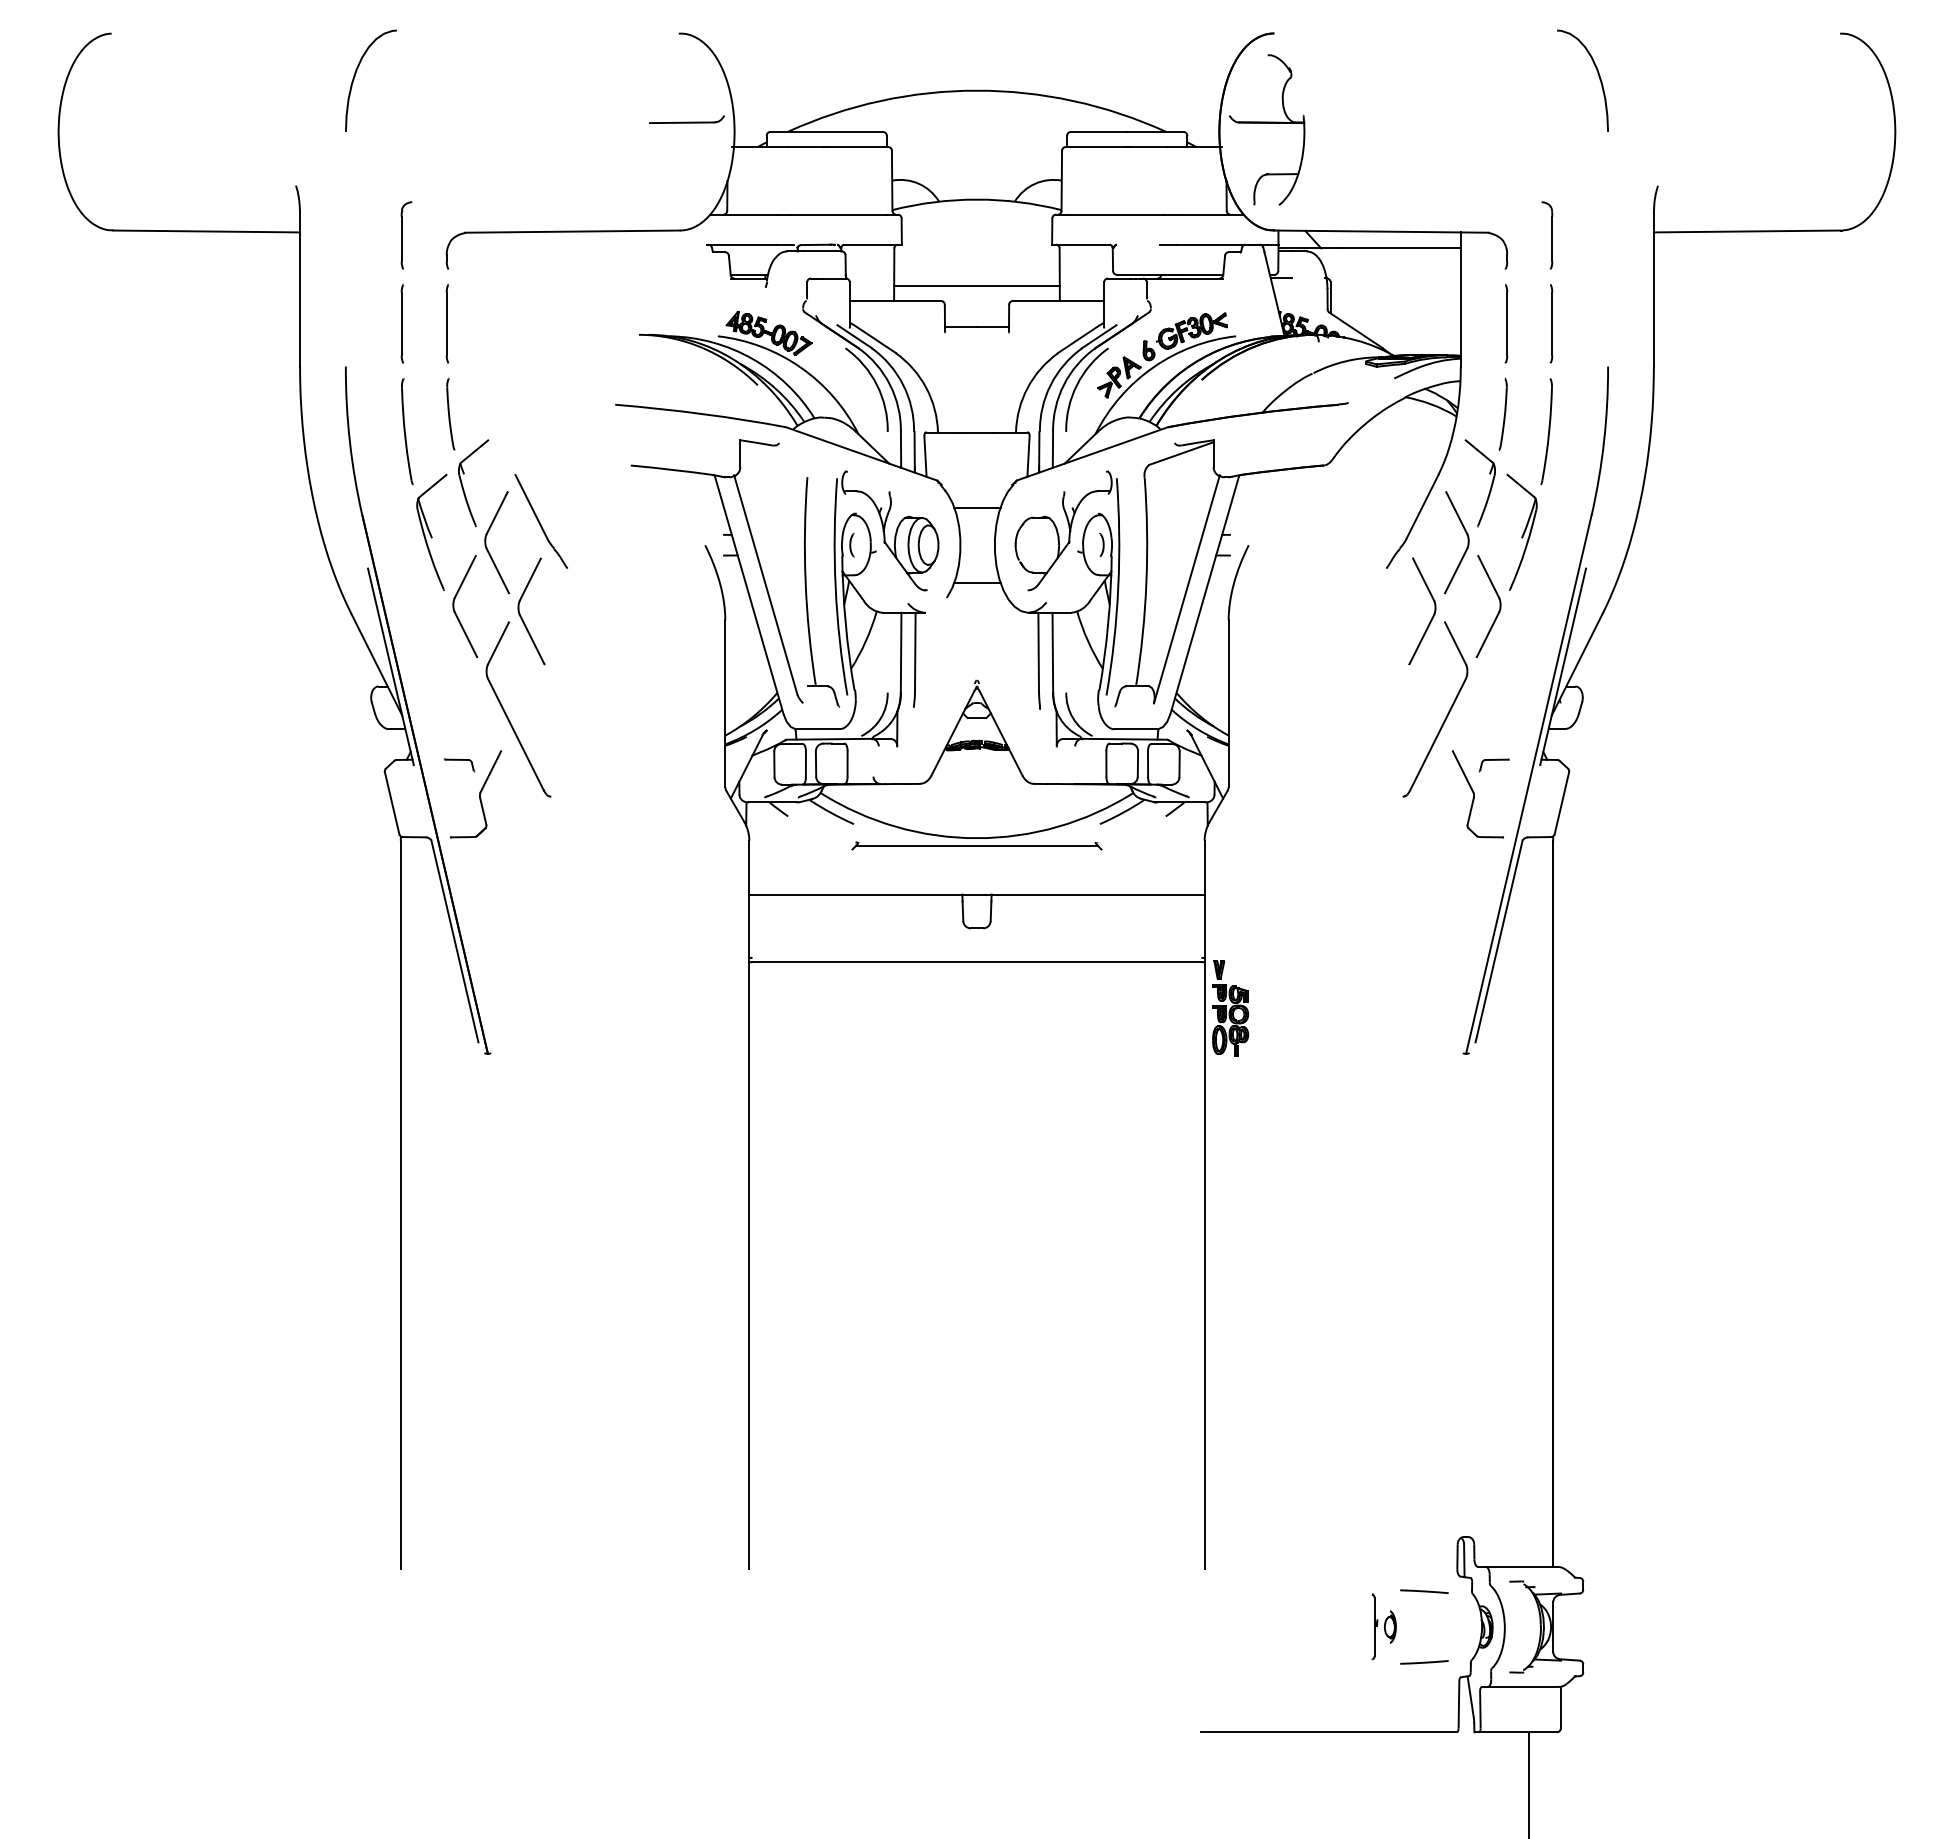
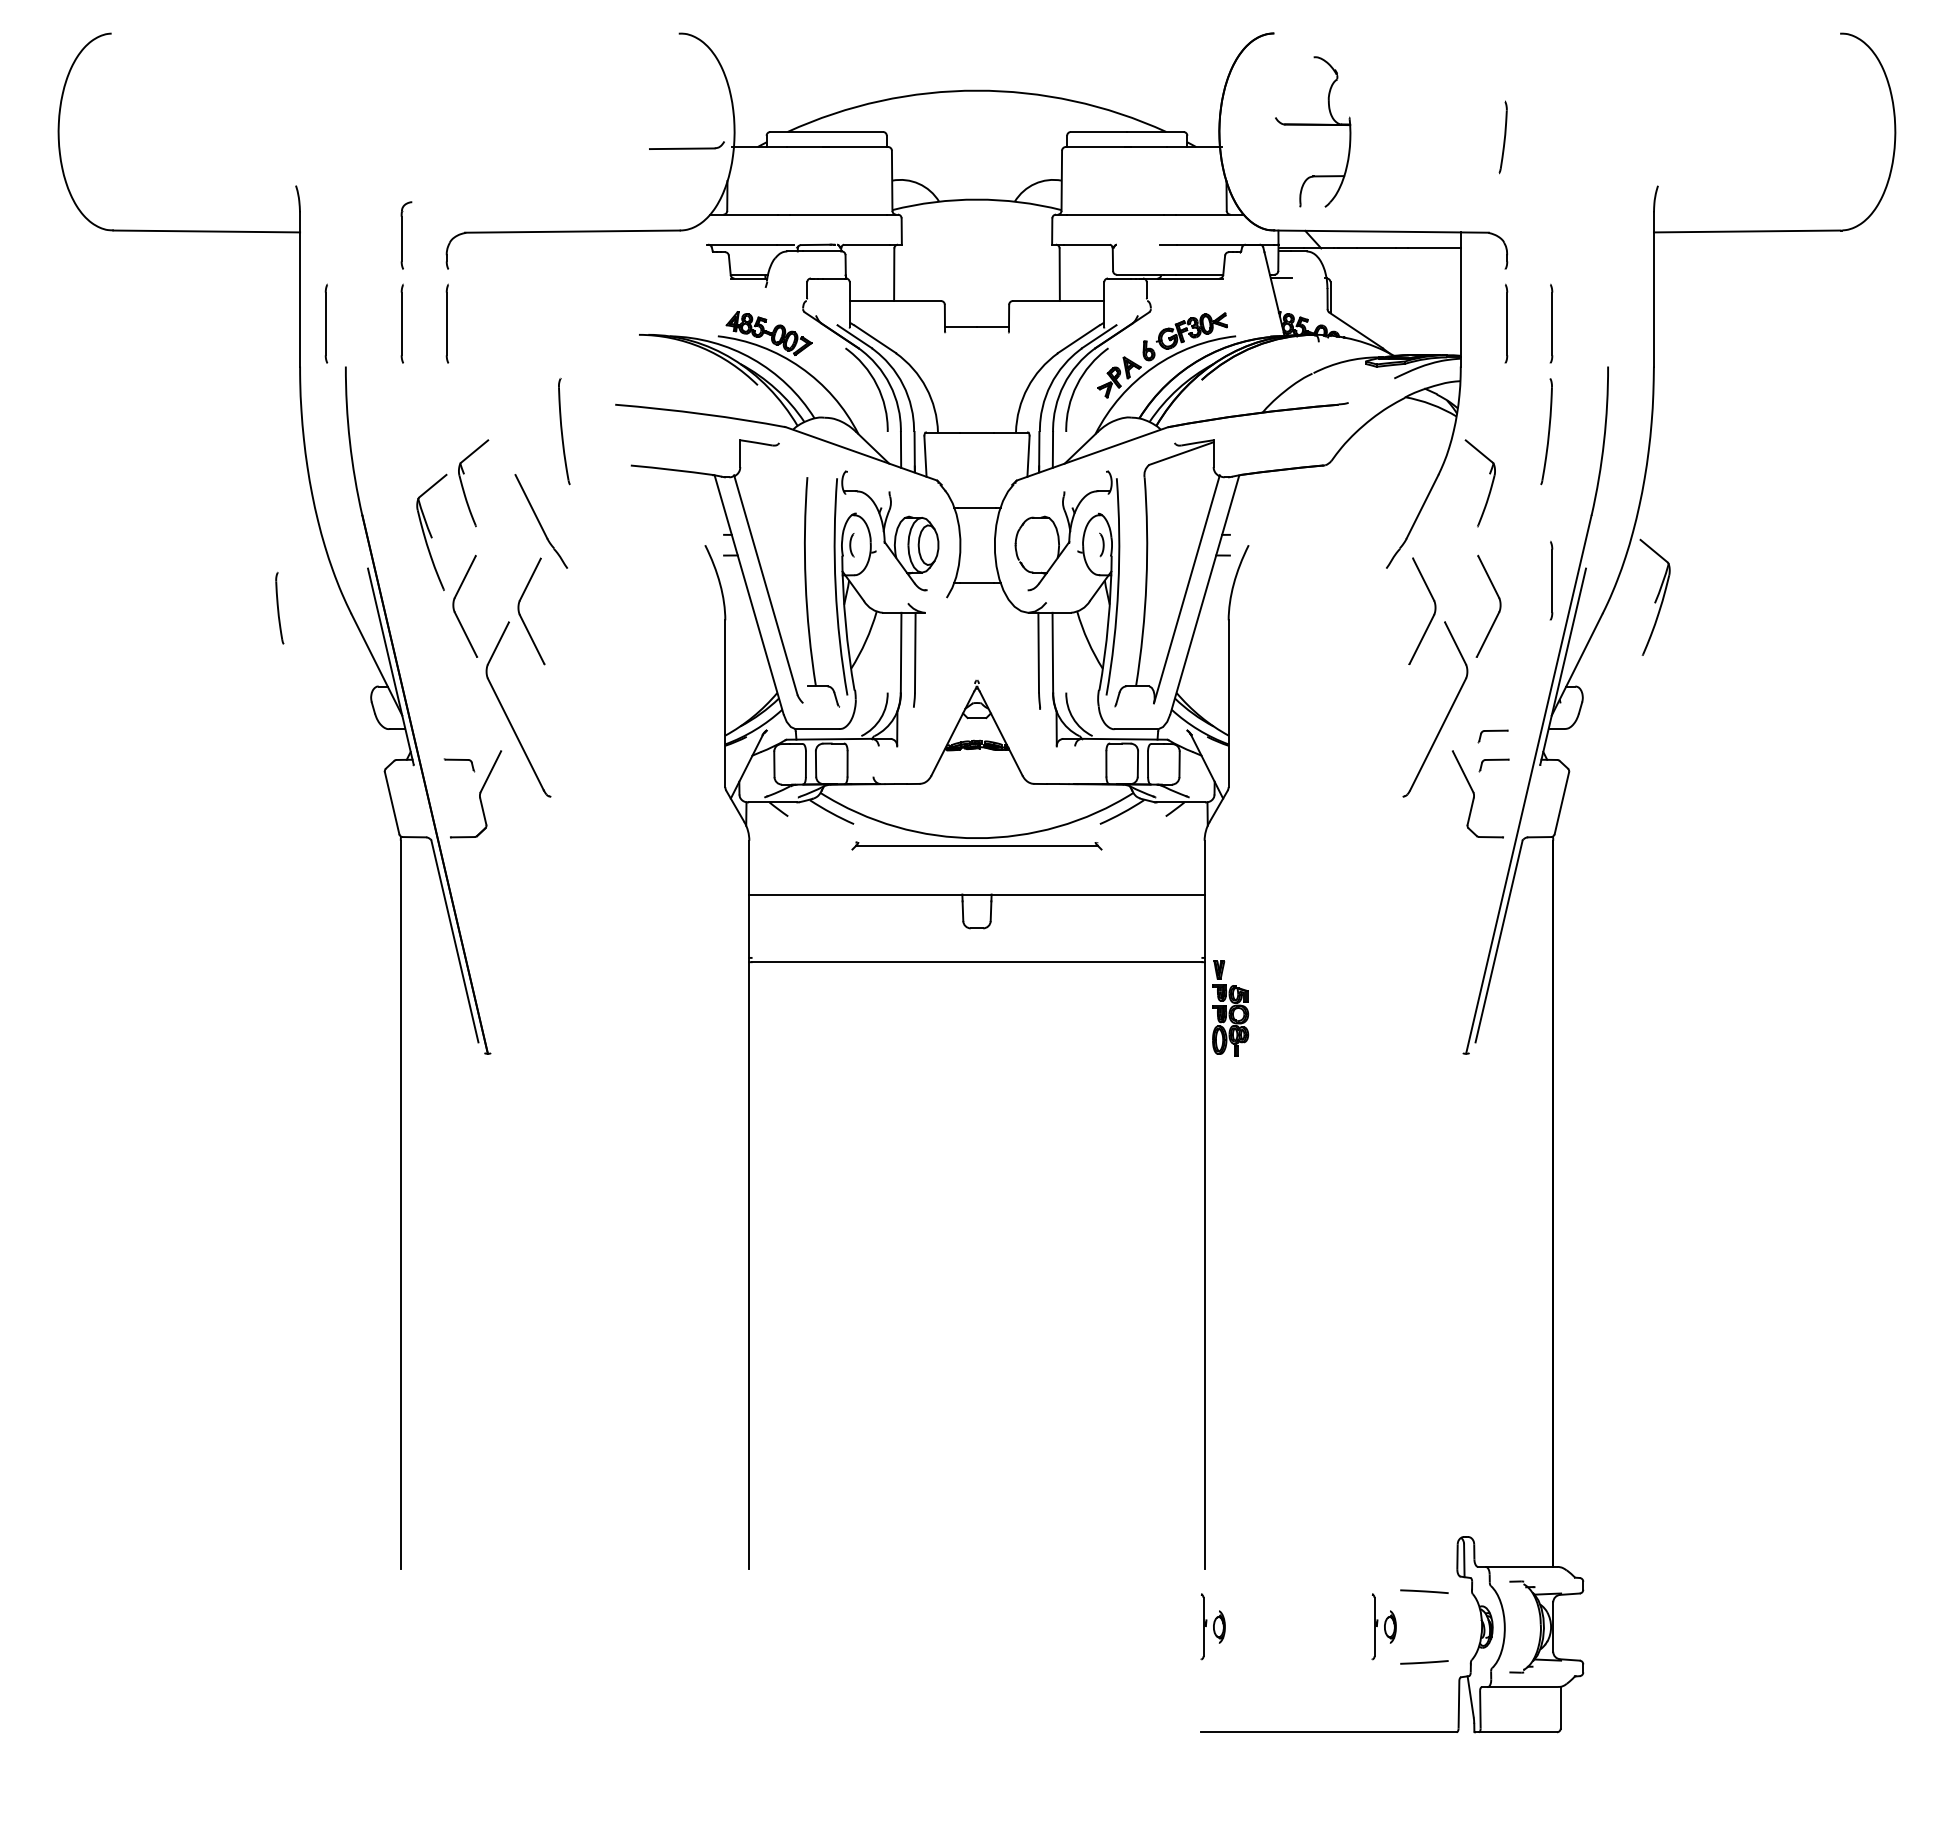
curve: present -> none (355, 76)
curve: present -> none (1598, 76)
part position: (686, 119) -> (686, 145) (686, 145)
part position: (1267, 129) -> (1313, 131) (1313, 131)
part: present -> none (1547, 235)
line: present -> none (976, 286)
part: none -> present (326, 323)
part position: (450, 413) -> (279, 607) (279, 607)
part position: (1502, 414) -> (1502, 137) (1502, 137)
part position: (407, 431) -> (564, 431) (564, 431)
part position: (1521, 531) -> (1654, 596) (1654, 596)
part: present -> none (486, 542)
part: present -> none (1467, 542)
part: none -> present (1551, 580)
part: none -> present (1492, 736)
part: none -> present (1212, 1626)
line: present -> none (1529, 1783)
